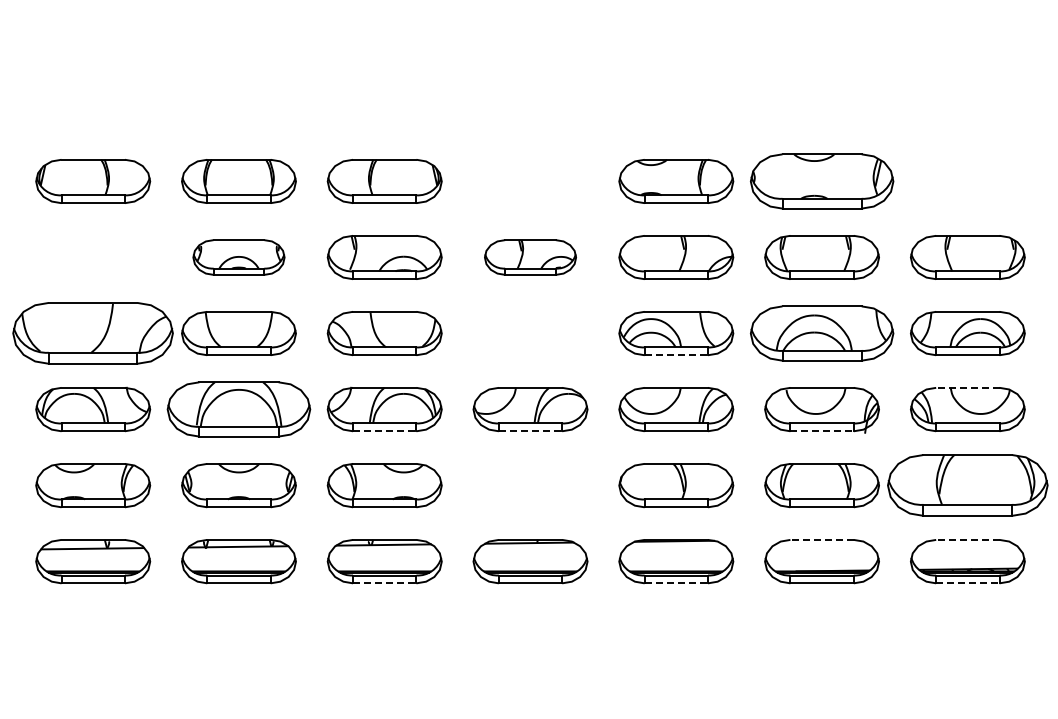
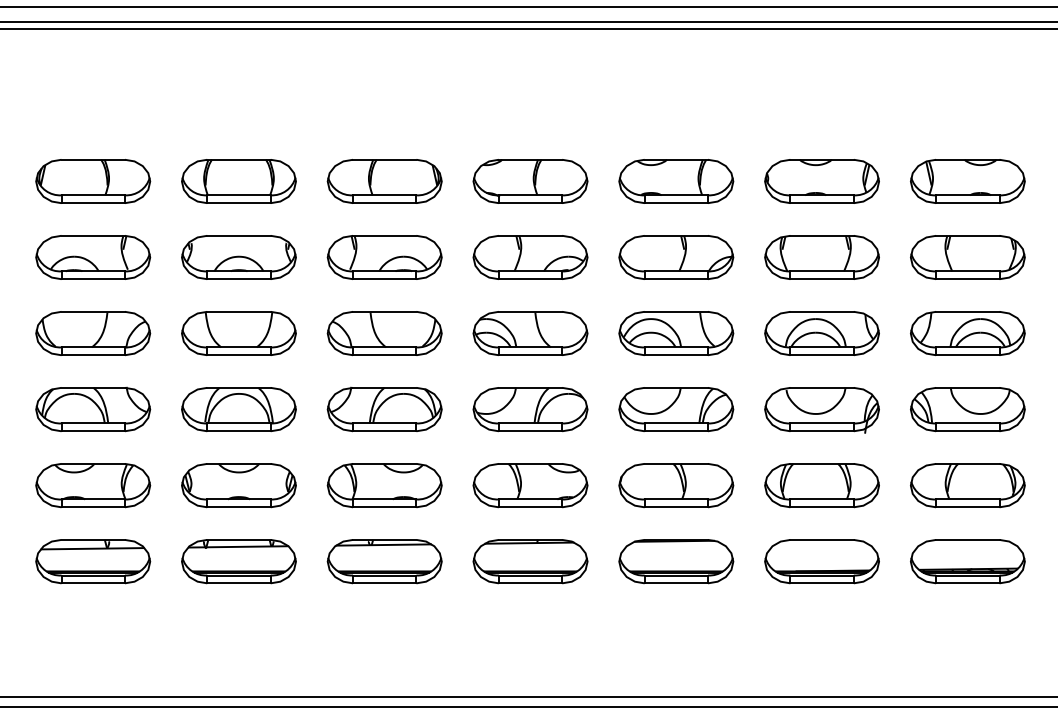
line: none -> present (528, 7)
line: none -> present (528, 21)
line: none -> present (528, 29)
part: none -> present (530, 181)
part size: 145x57 px -> 116x45 px (821, 181)
part: none -> present (967, 181)
part: none -> present (93, 257)
part size: 94x37 px -> 116x45 px (238, 257)
part size: 93x37 px -> 117x45 px (530, 257)
part size: 162x63 px -> 117x46 px (93, 333)
part: none -> present (530, 333)
part size: 145x57 px -> 116x45 px (821, 333)
line: dashed -> solid (676, 355)
line: dashed -> solid (967, 387)
part size: 146x57 px -> 116x46 px (238, 409)
line: dashed -> solid (384, 431)
line: dashed -> solid (530, 431)
line: dashed -> solid (822, 431)
part: none -> present (530, 485)
part size: 162x63 px -> 116x46 px (967, 485)
line: dashed -> solid (822, 539)
line: dashed -> solid (967, 539)
line: dashed -> solid (384, 583)
line: dashed -> solid (676, 583)
line: dashed -> solid (967, 583)
line: none -> present (528, 697)
line: none -> present (528, 706)
